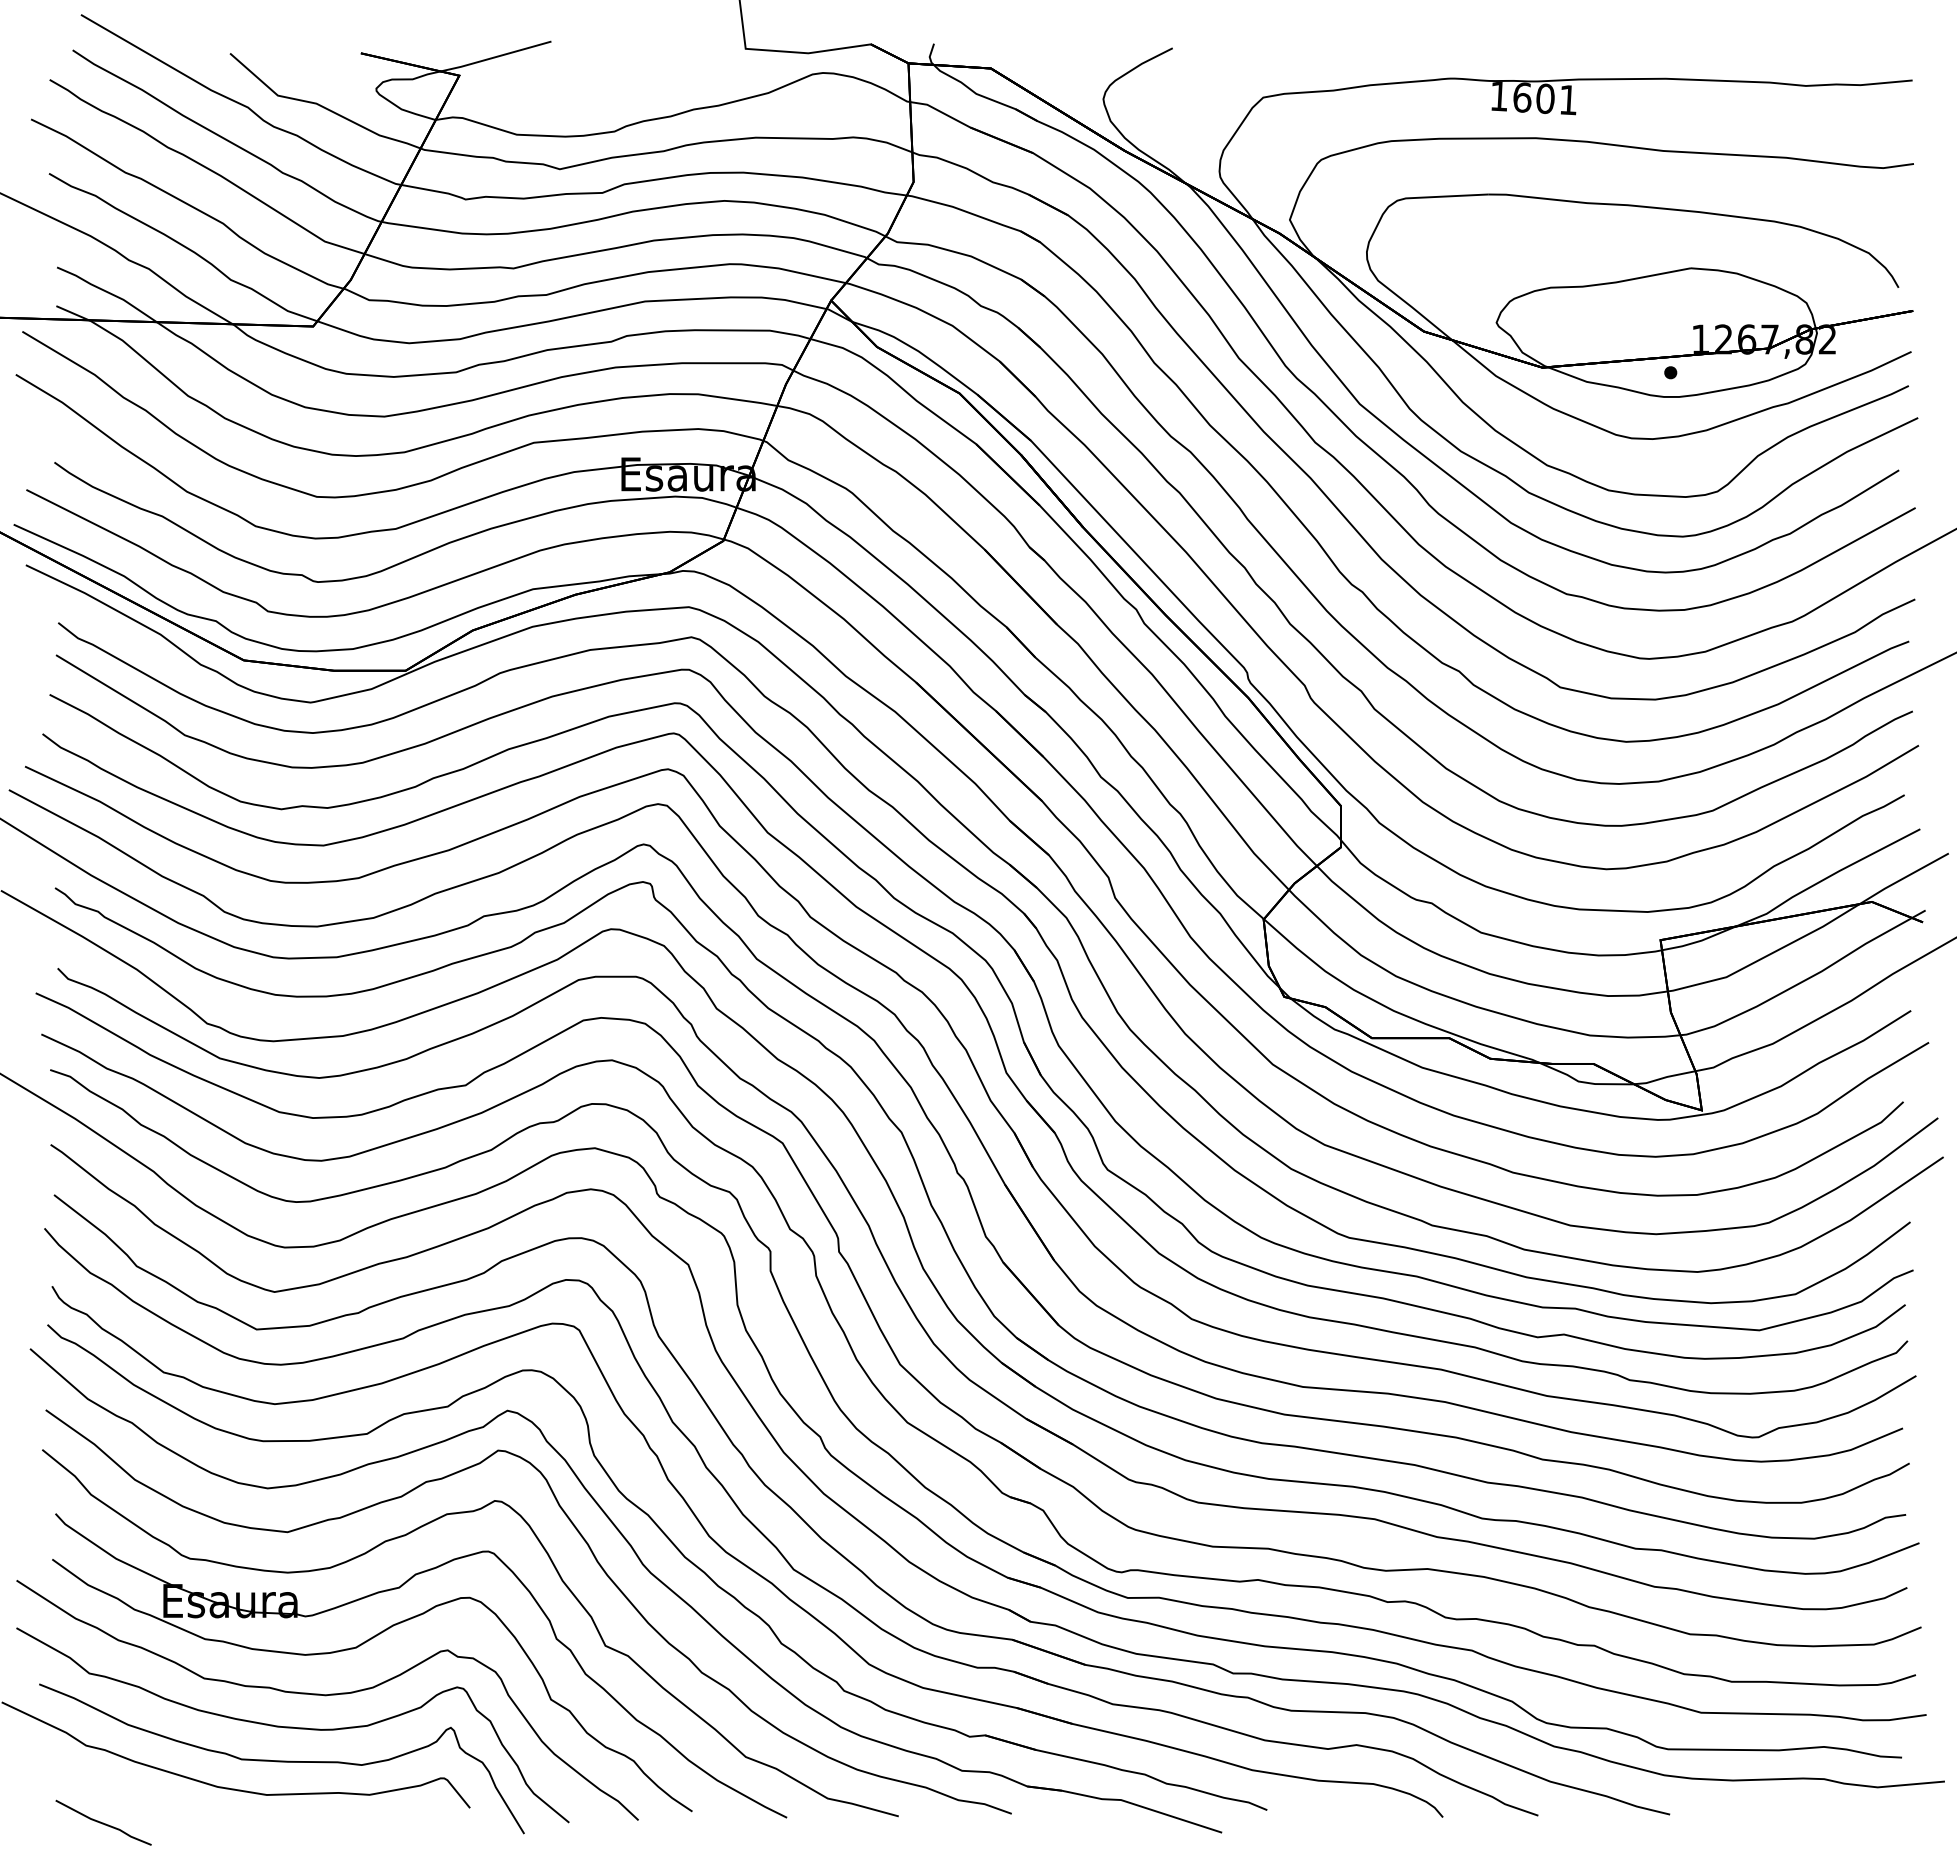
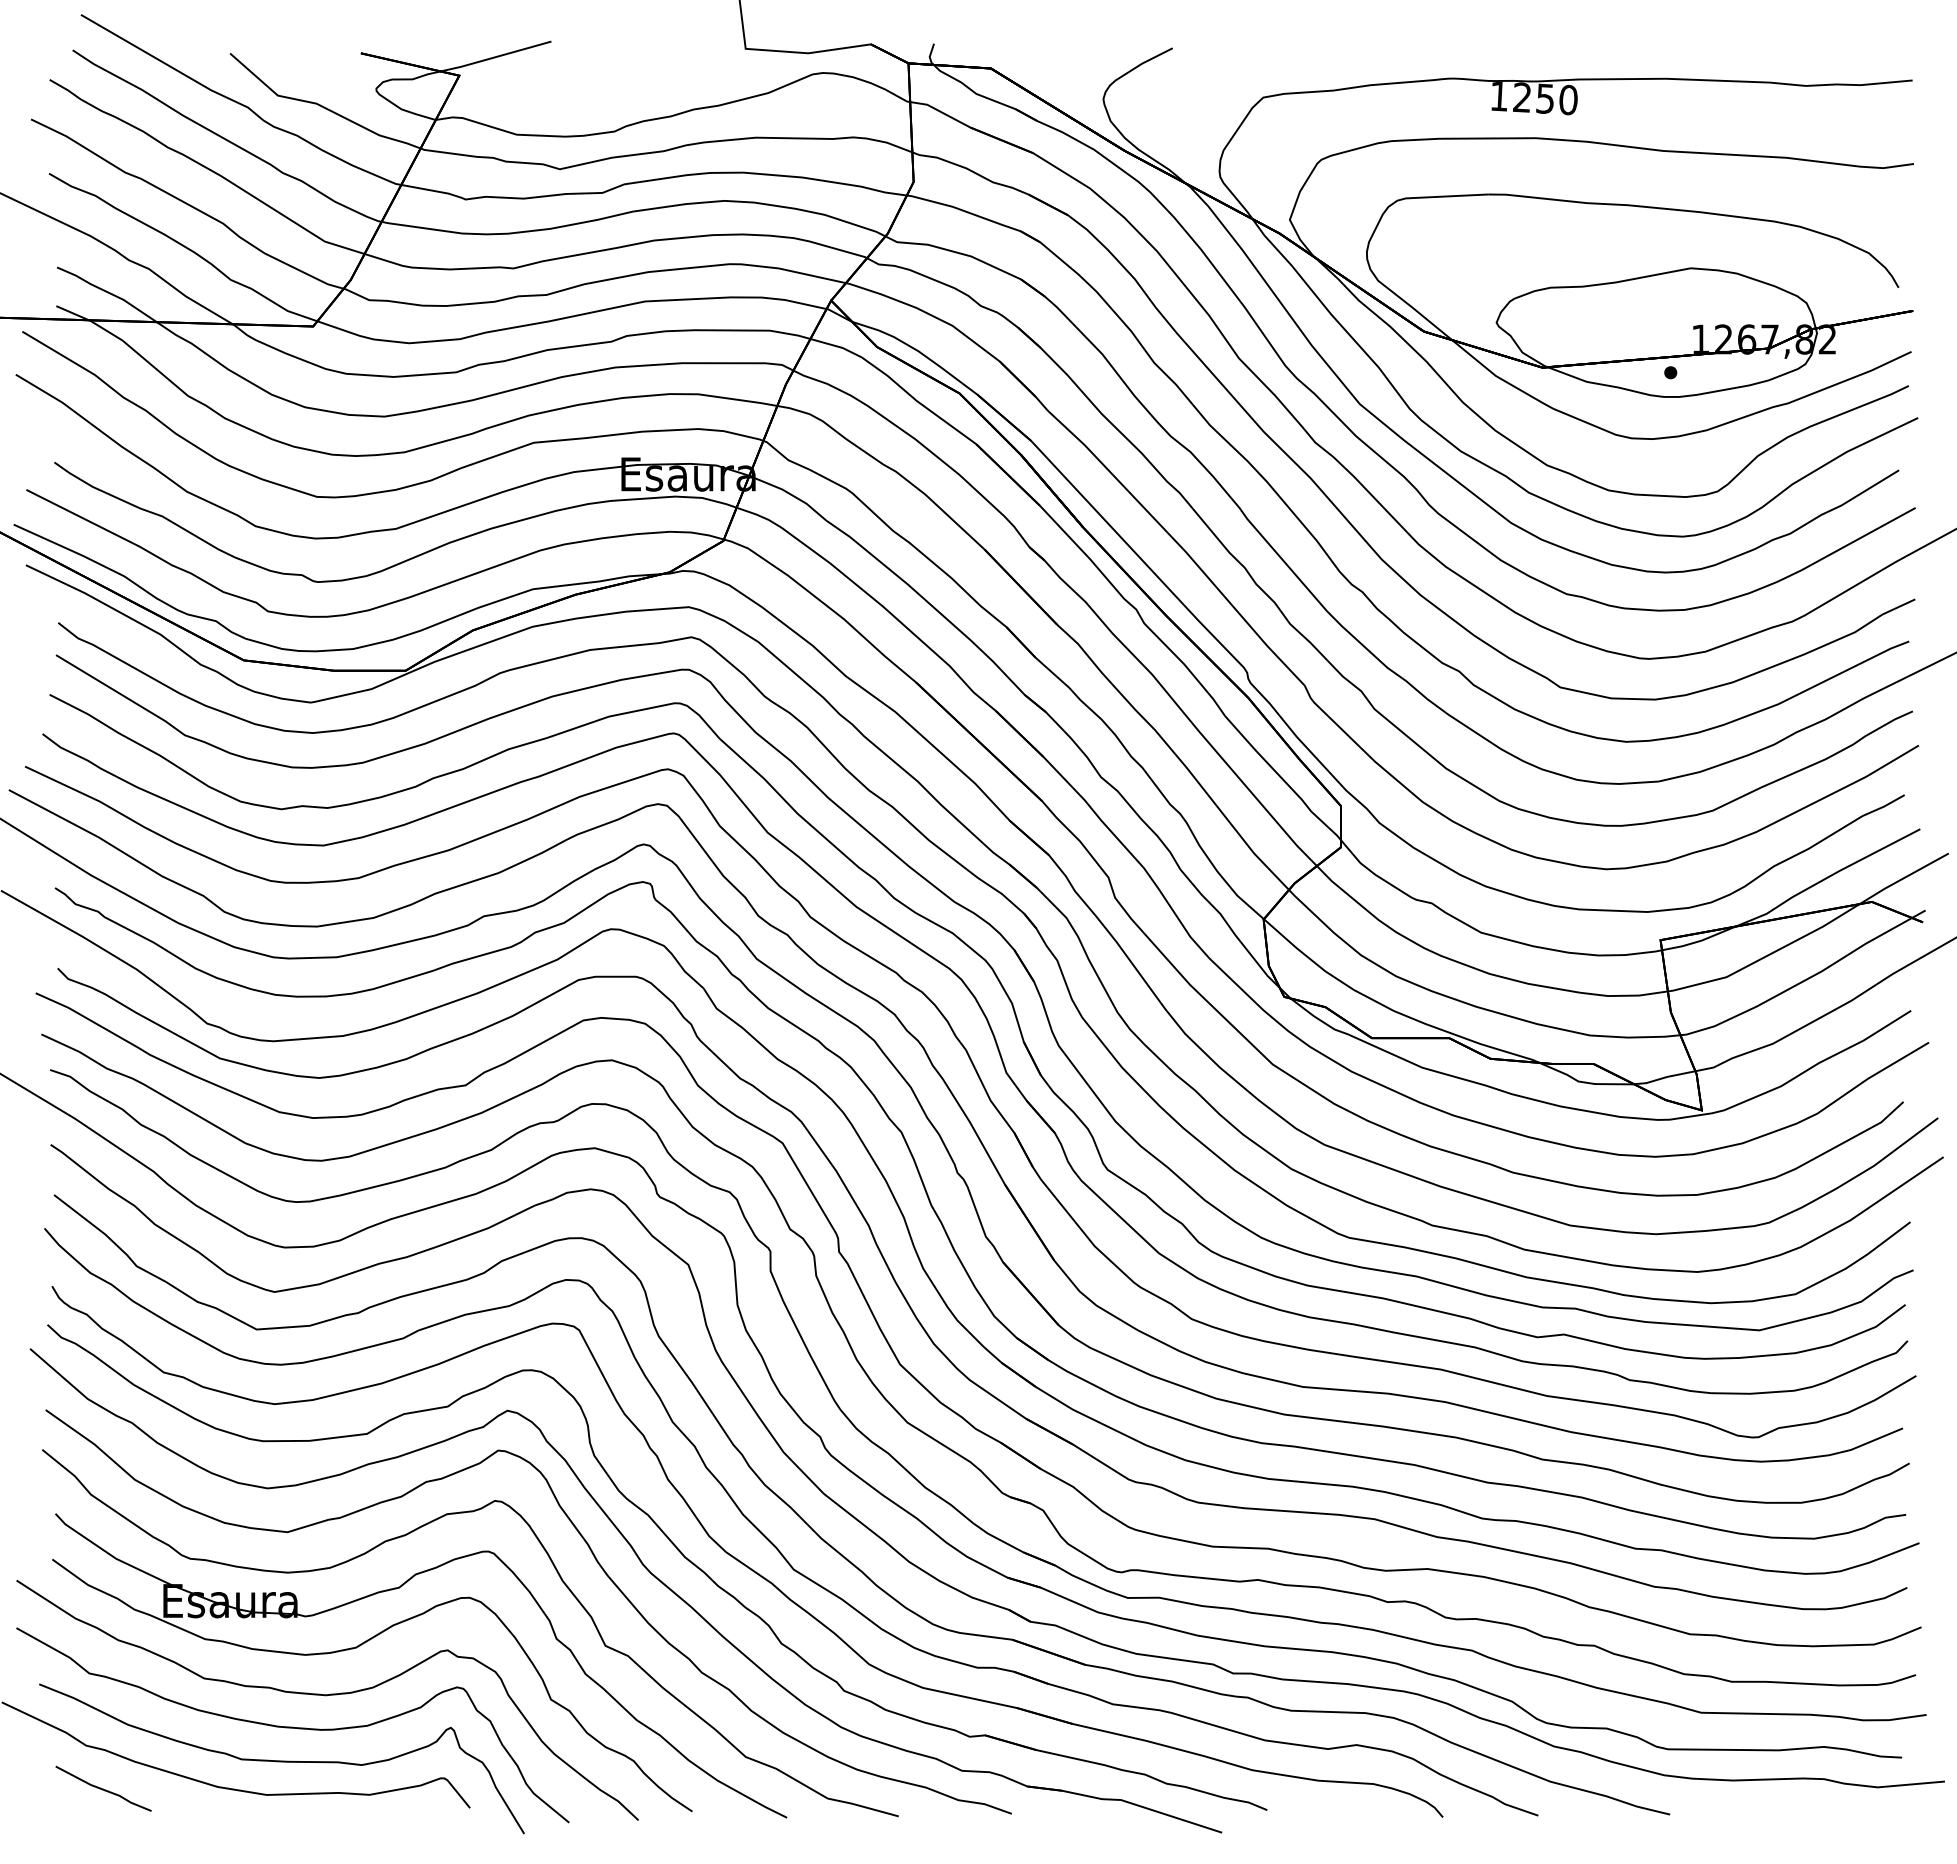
text: 1601 -> 1250 (1545, 98)
line position: (103, 1822) -> (103, 1788) (103, 1788)
